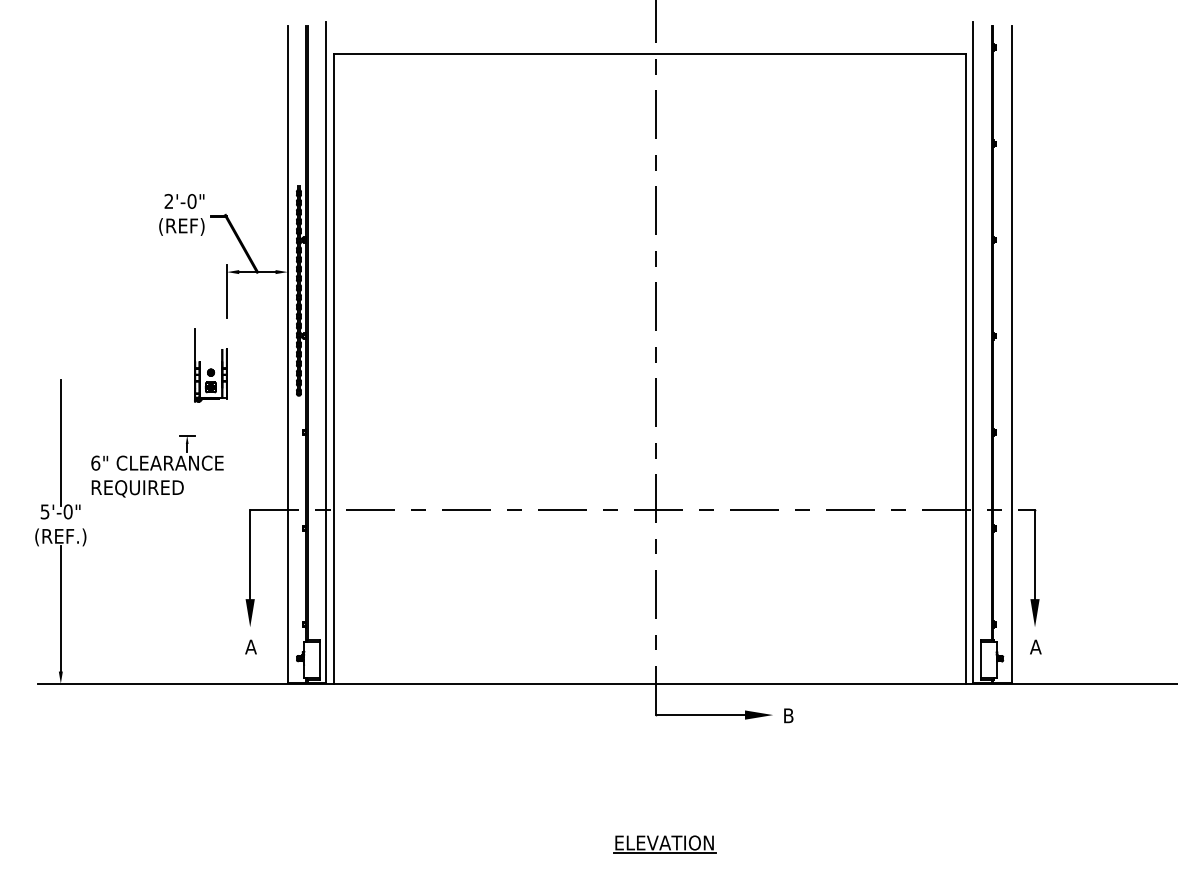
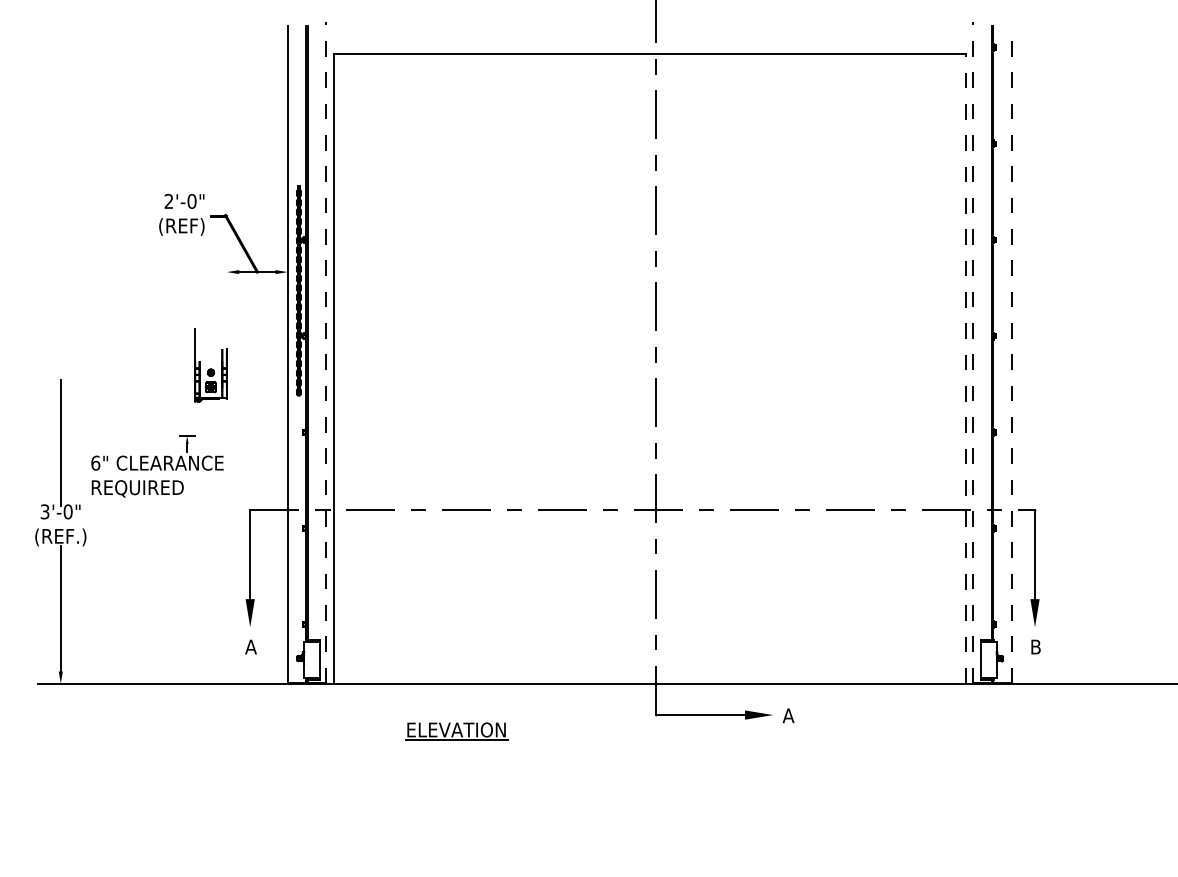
line: present -> none (227, 291)
line: solid -> dashed (326, 352)
line: solid -> dashed (972, 352)
line: solid -> dashed (1011, 354)
line: solid -> dashed (965, 368)
text: 5'-0" -> 3'-0" (45, 511)
text: A -> B (1035, 646)
text: B -> A (788, 715)
part position: (664, 844) -> (456, 731) (456, 731)
